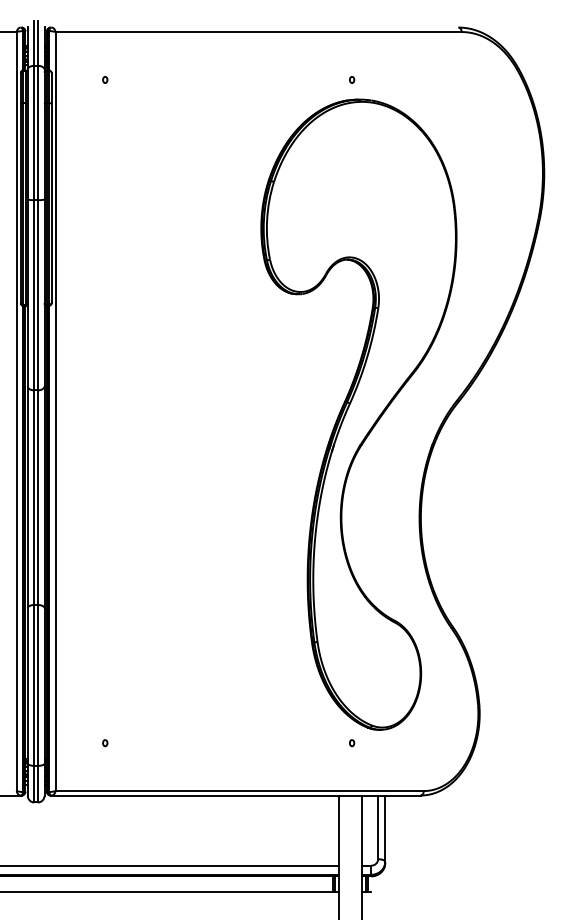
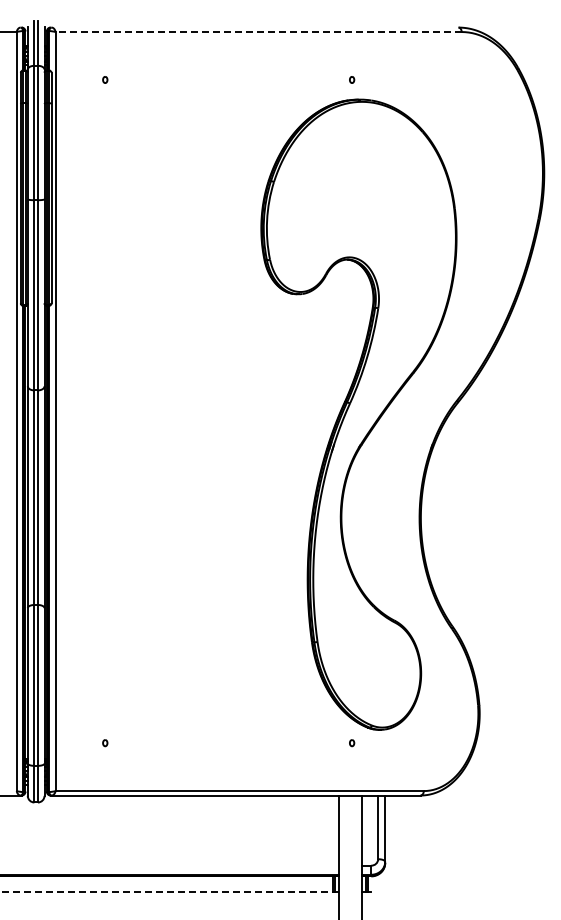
line: solid -> dashed (258, 32)
line: present -> none (170, 865)
line: solid -> dashed (169, 892)
